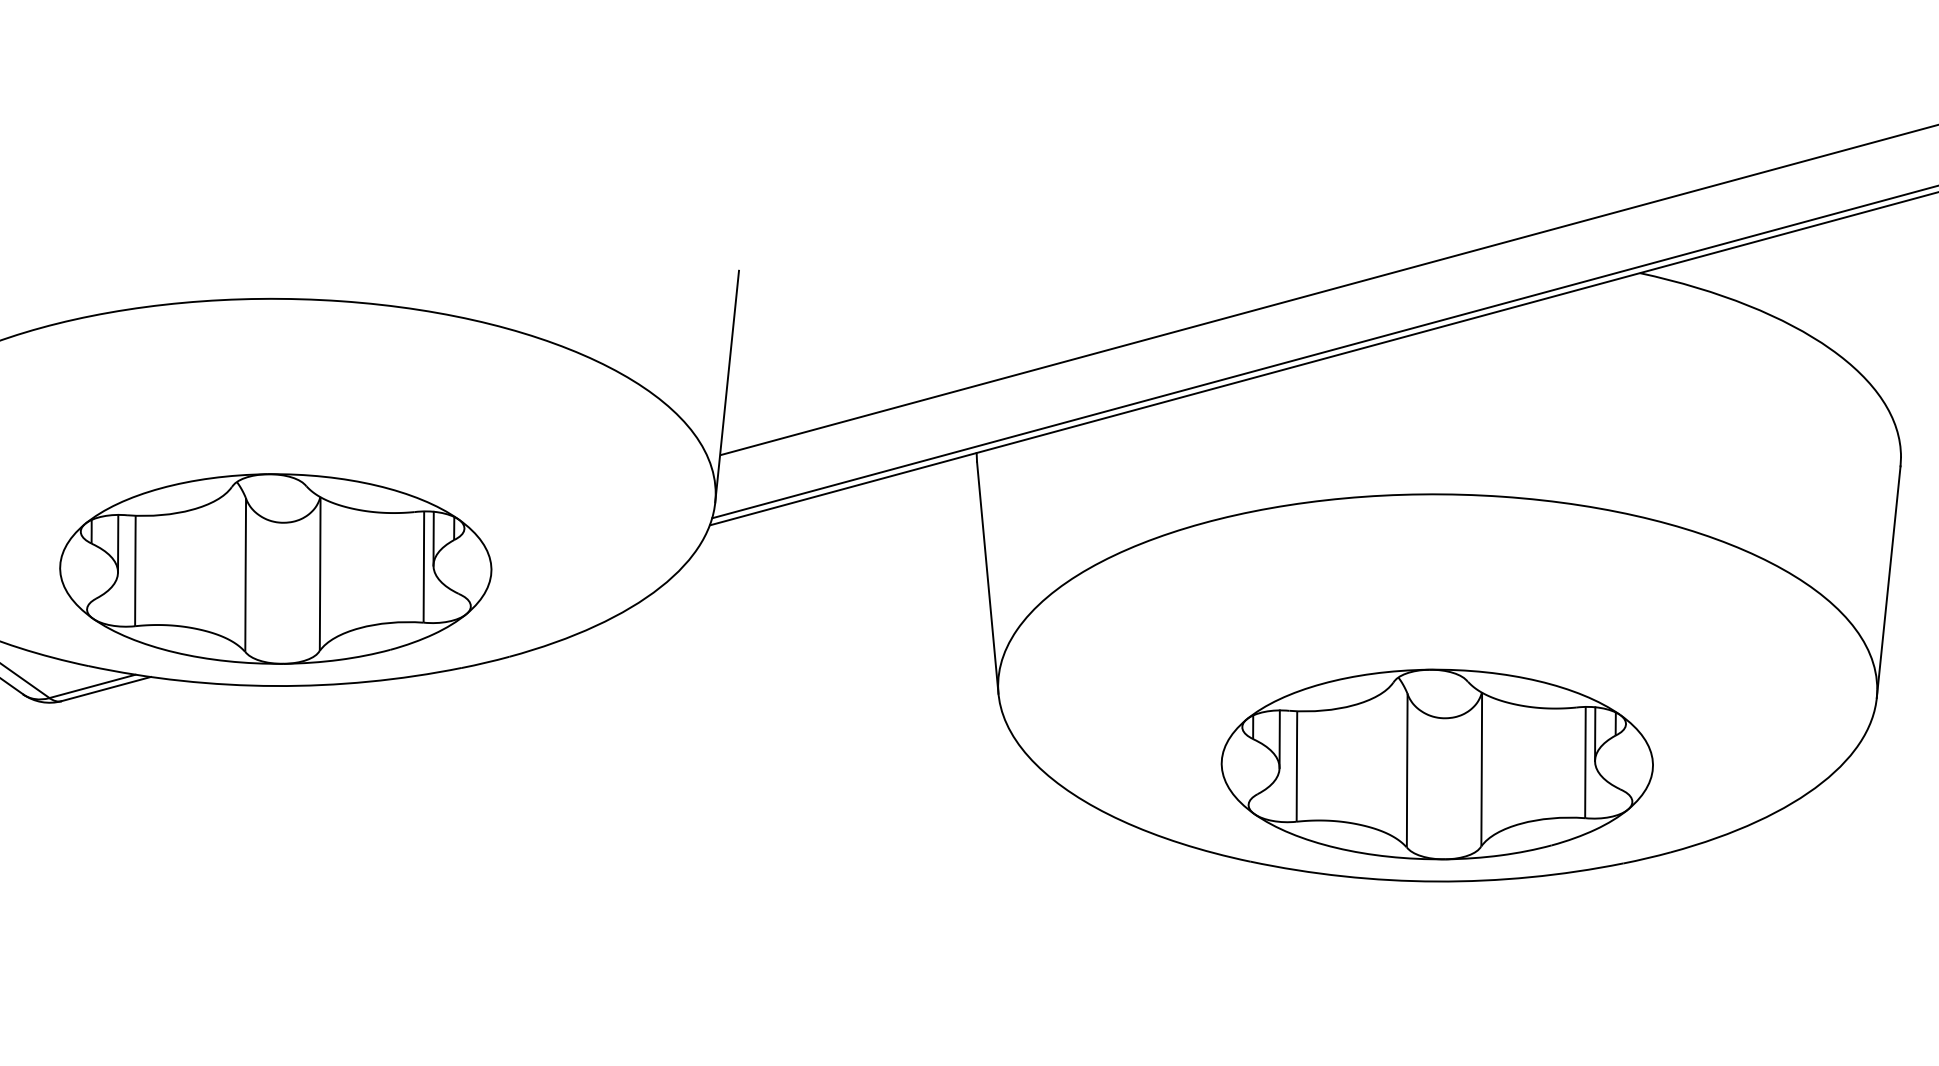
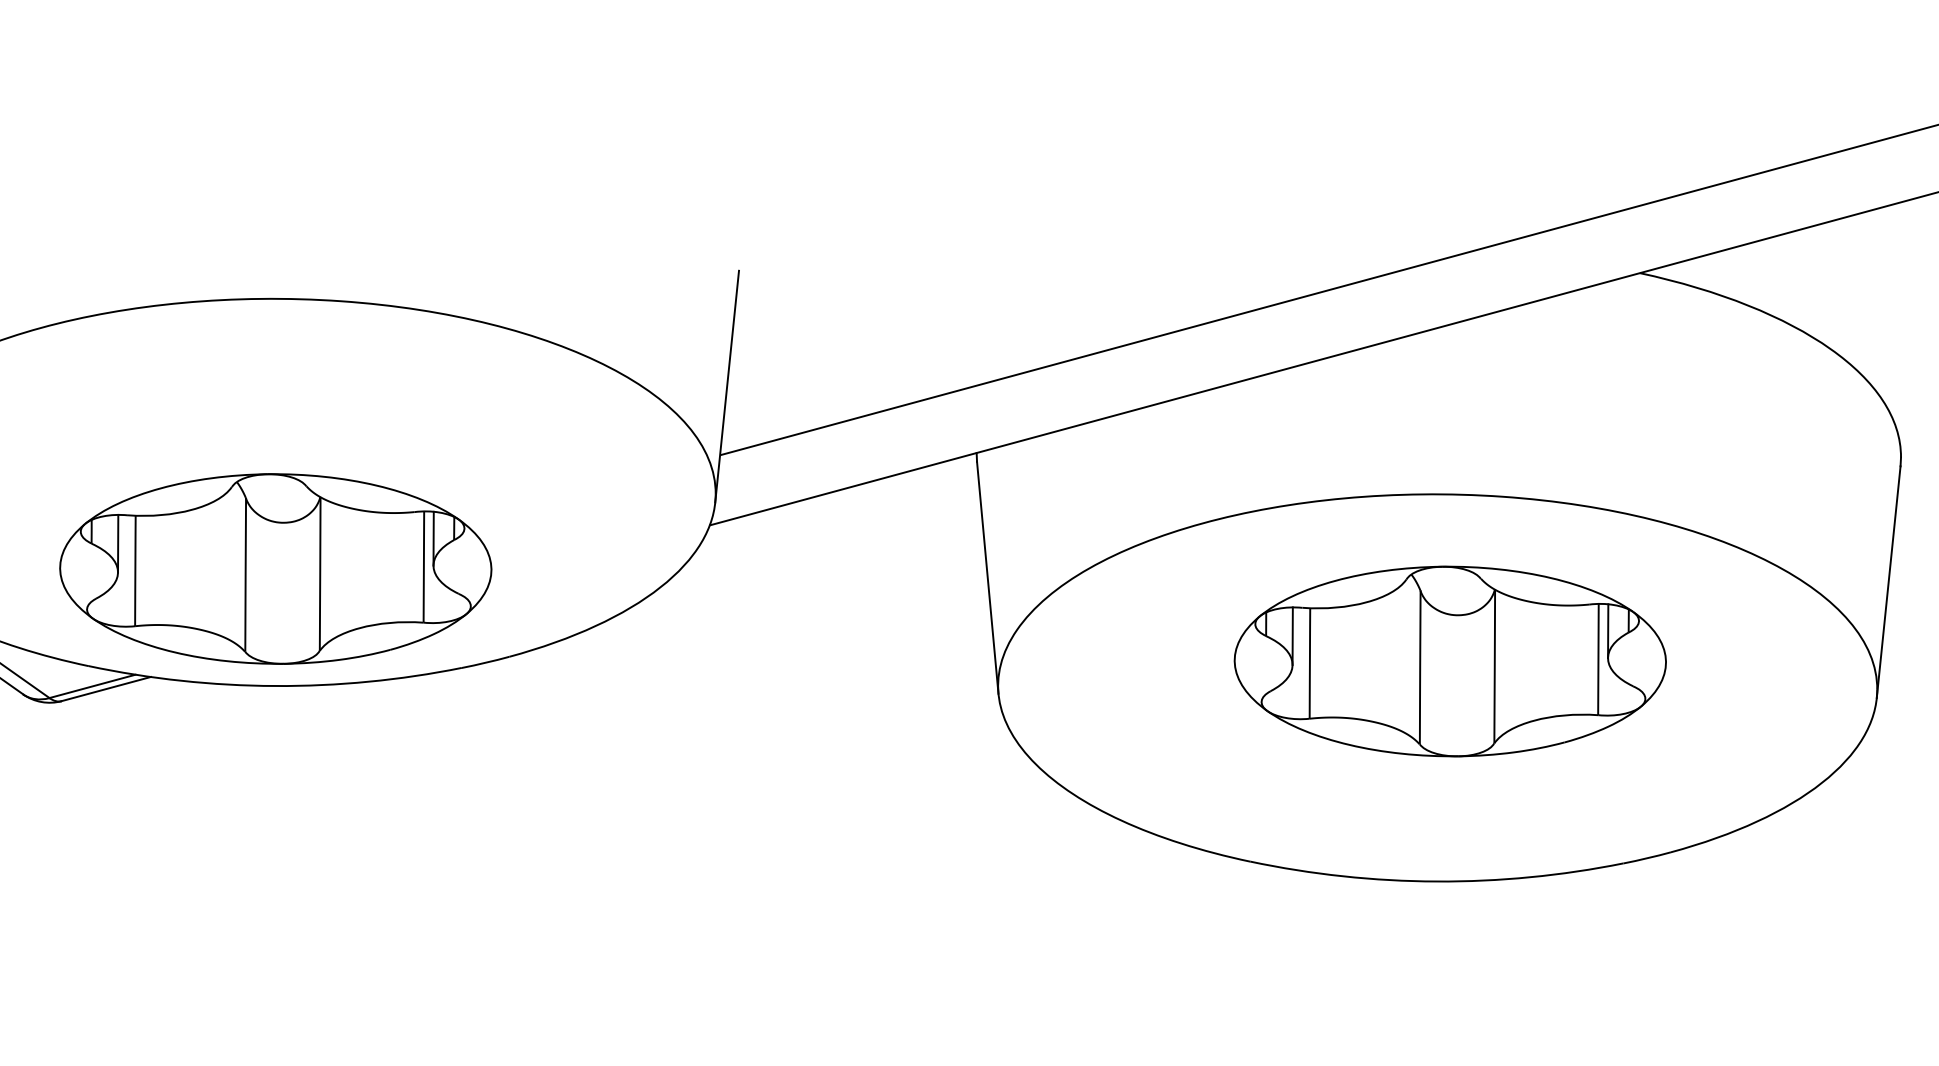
line: present -> none (1323, 352)
part position: (1436, 764) -> (1449, 661) (1449, 661)
